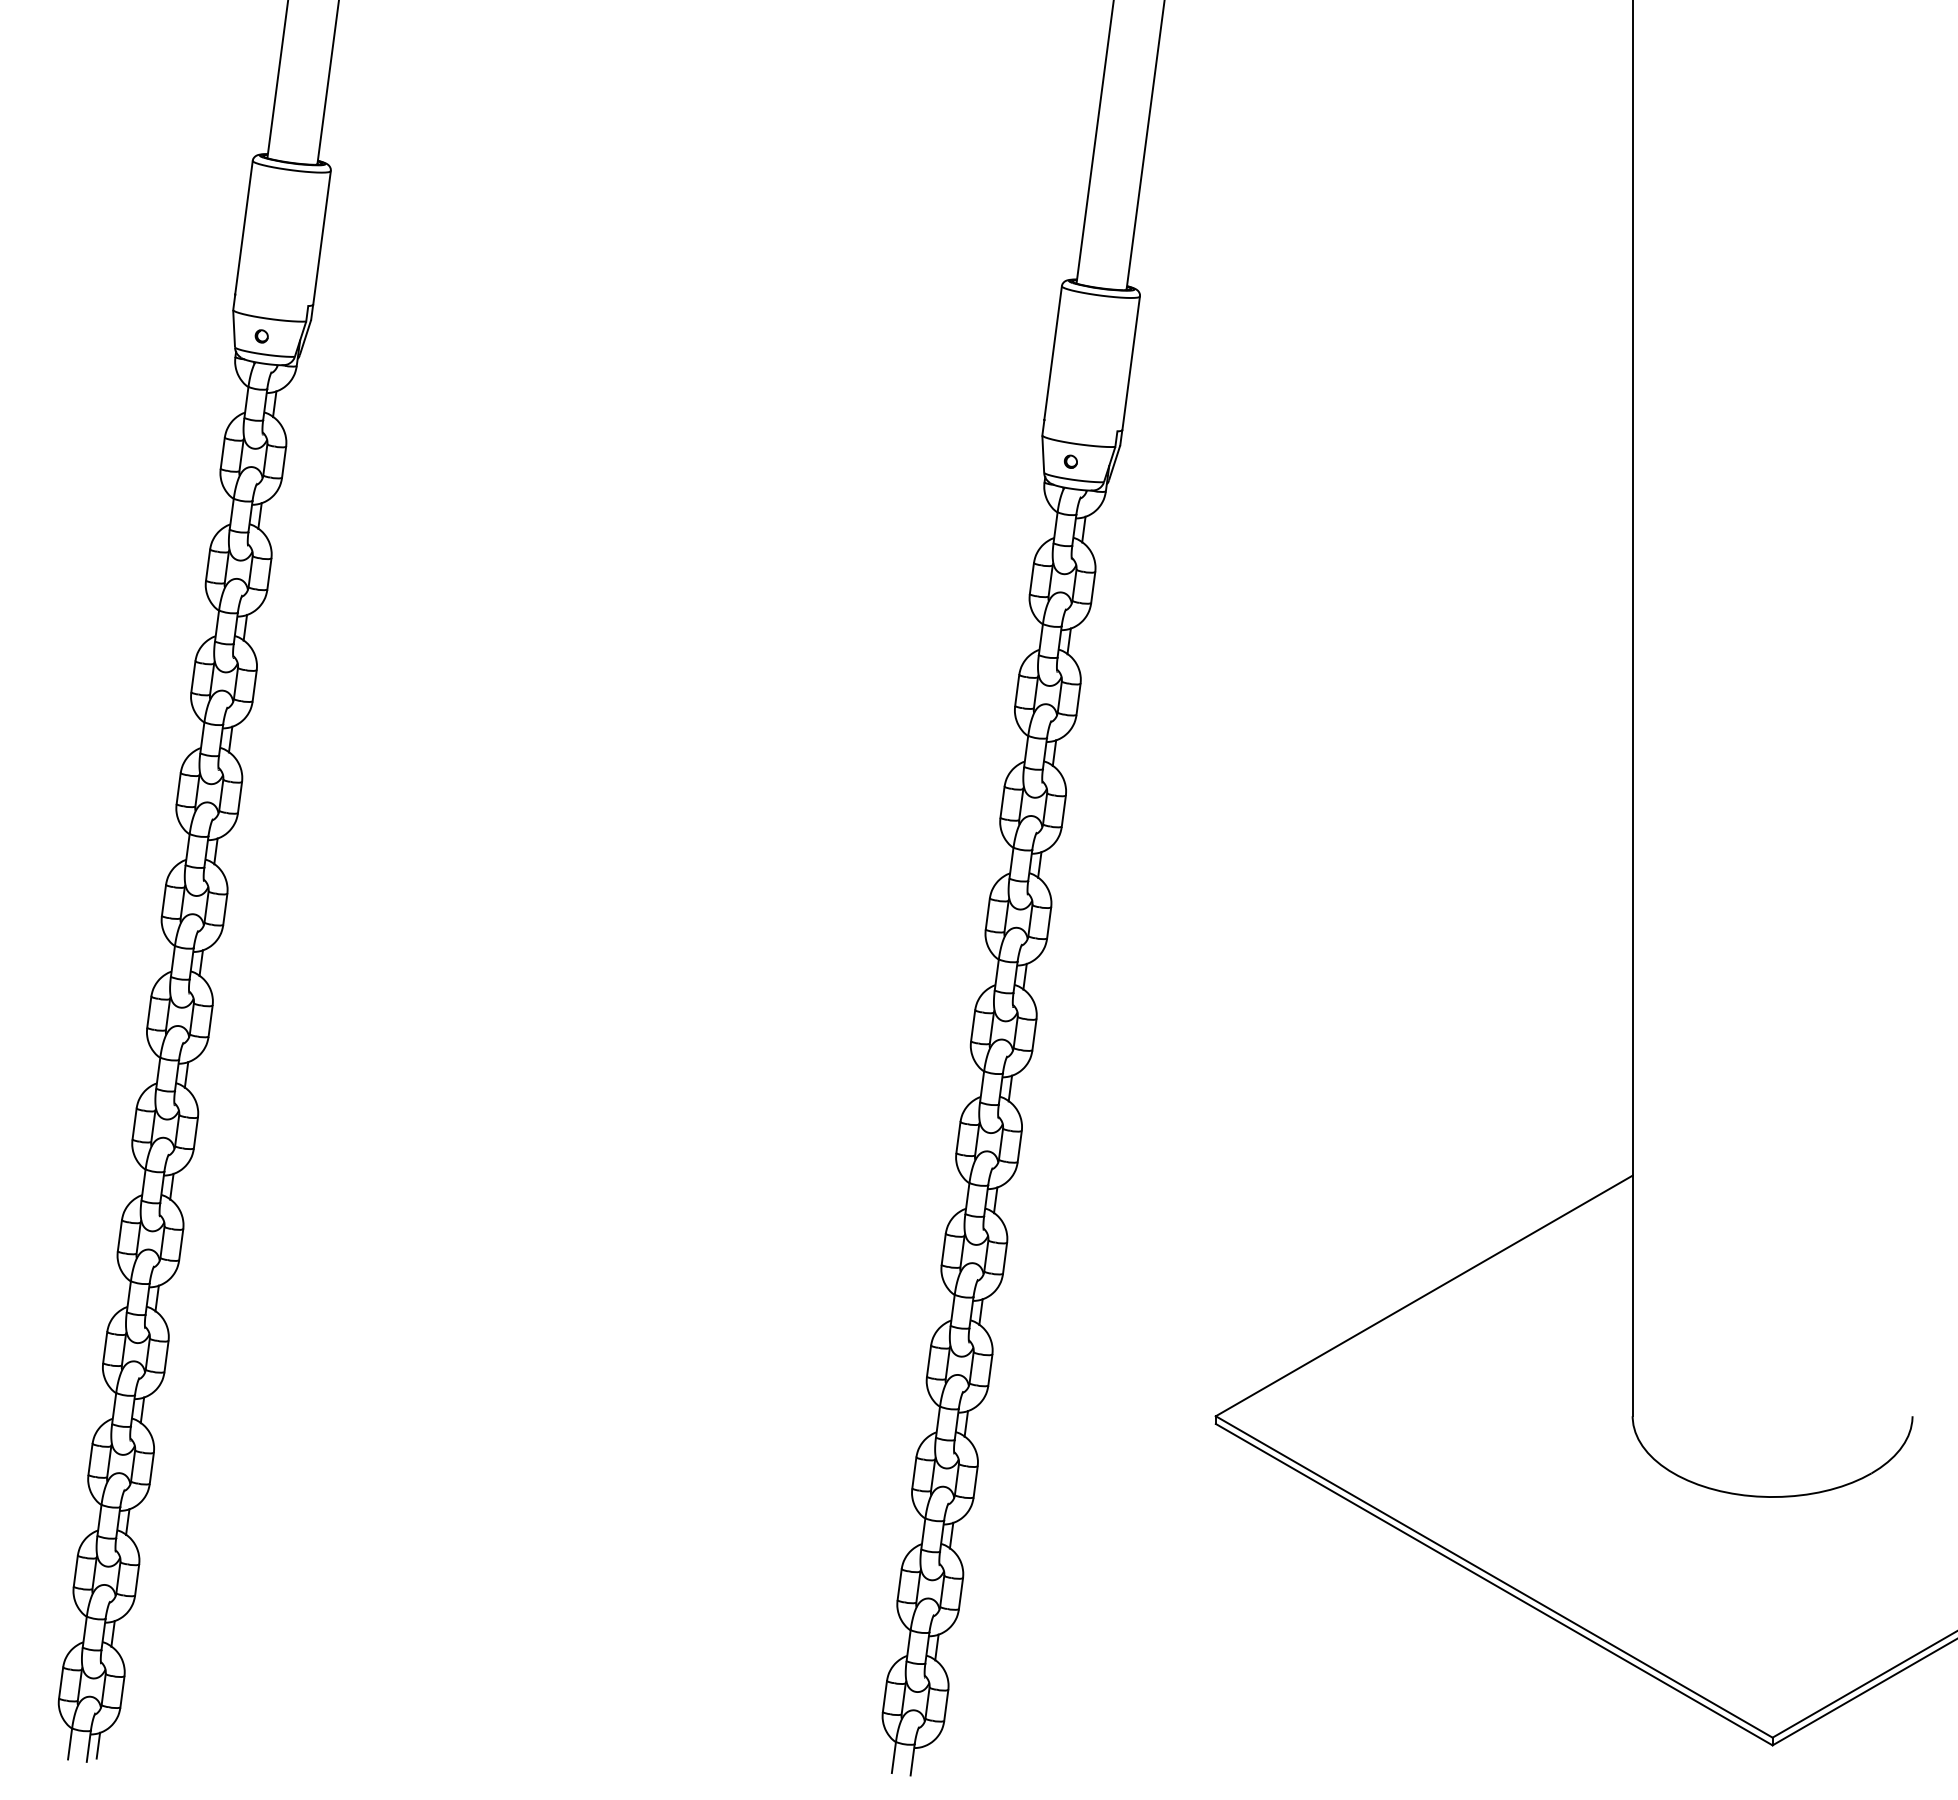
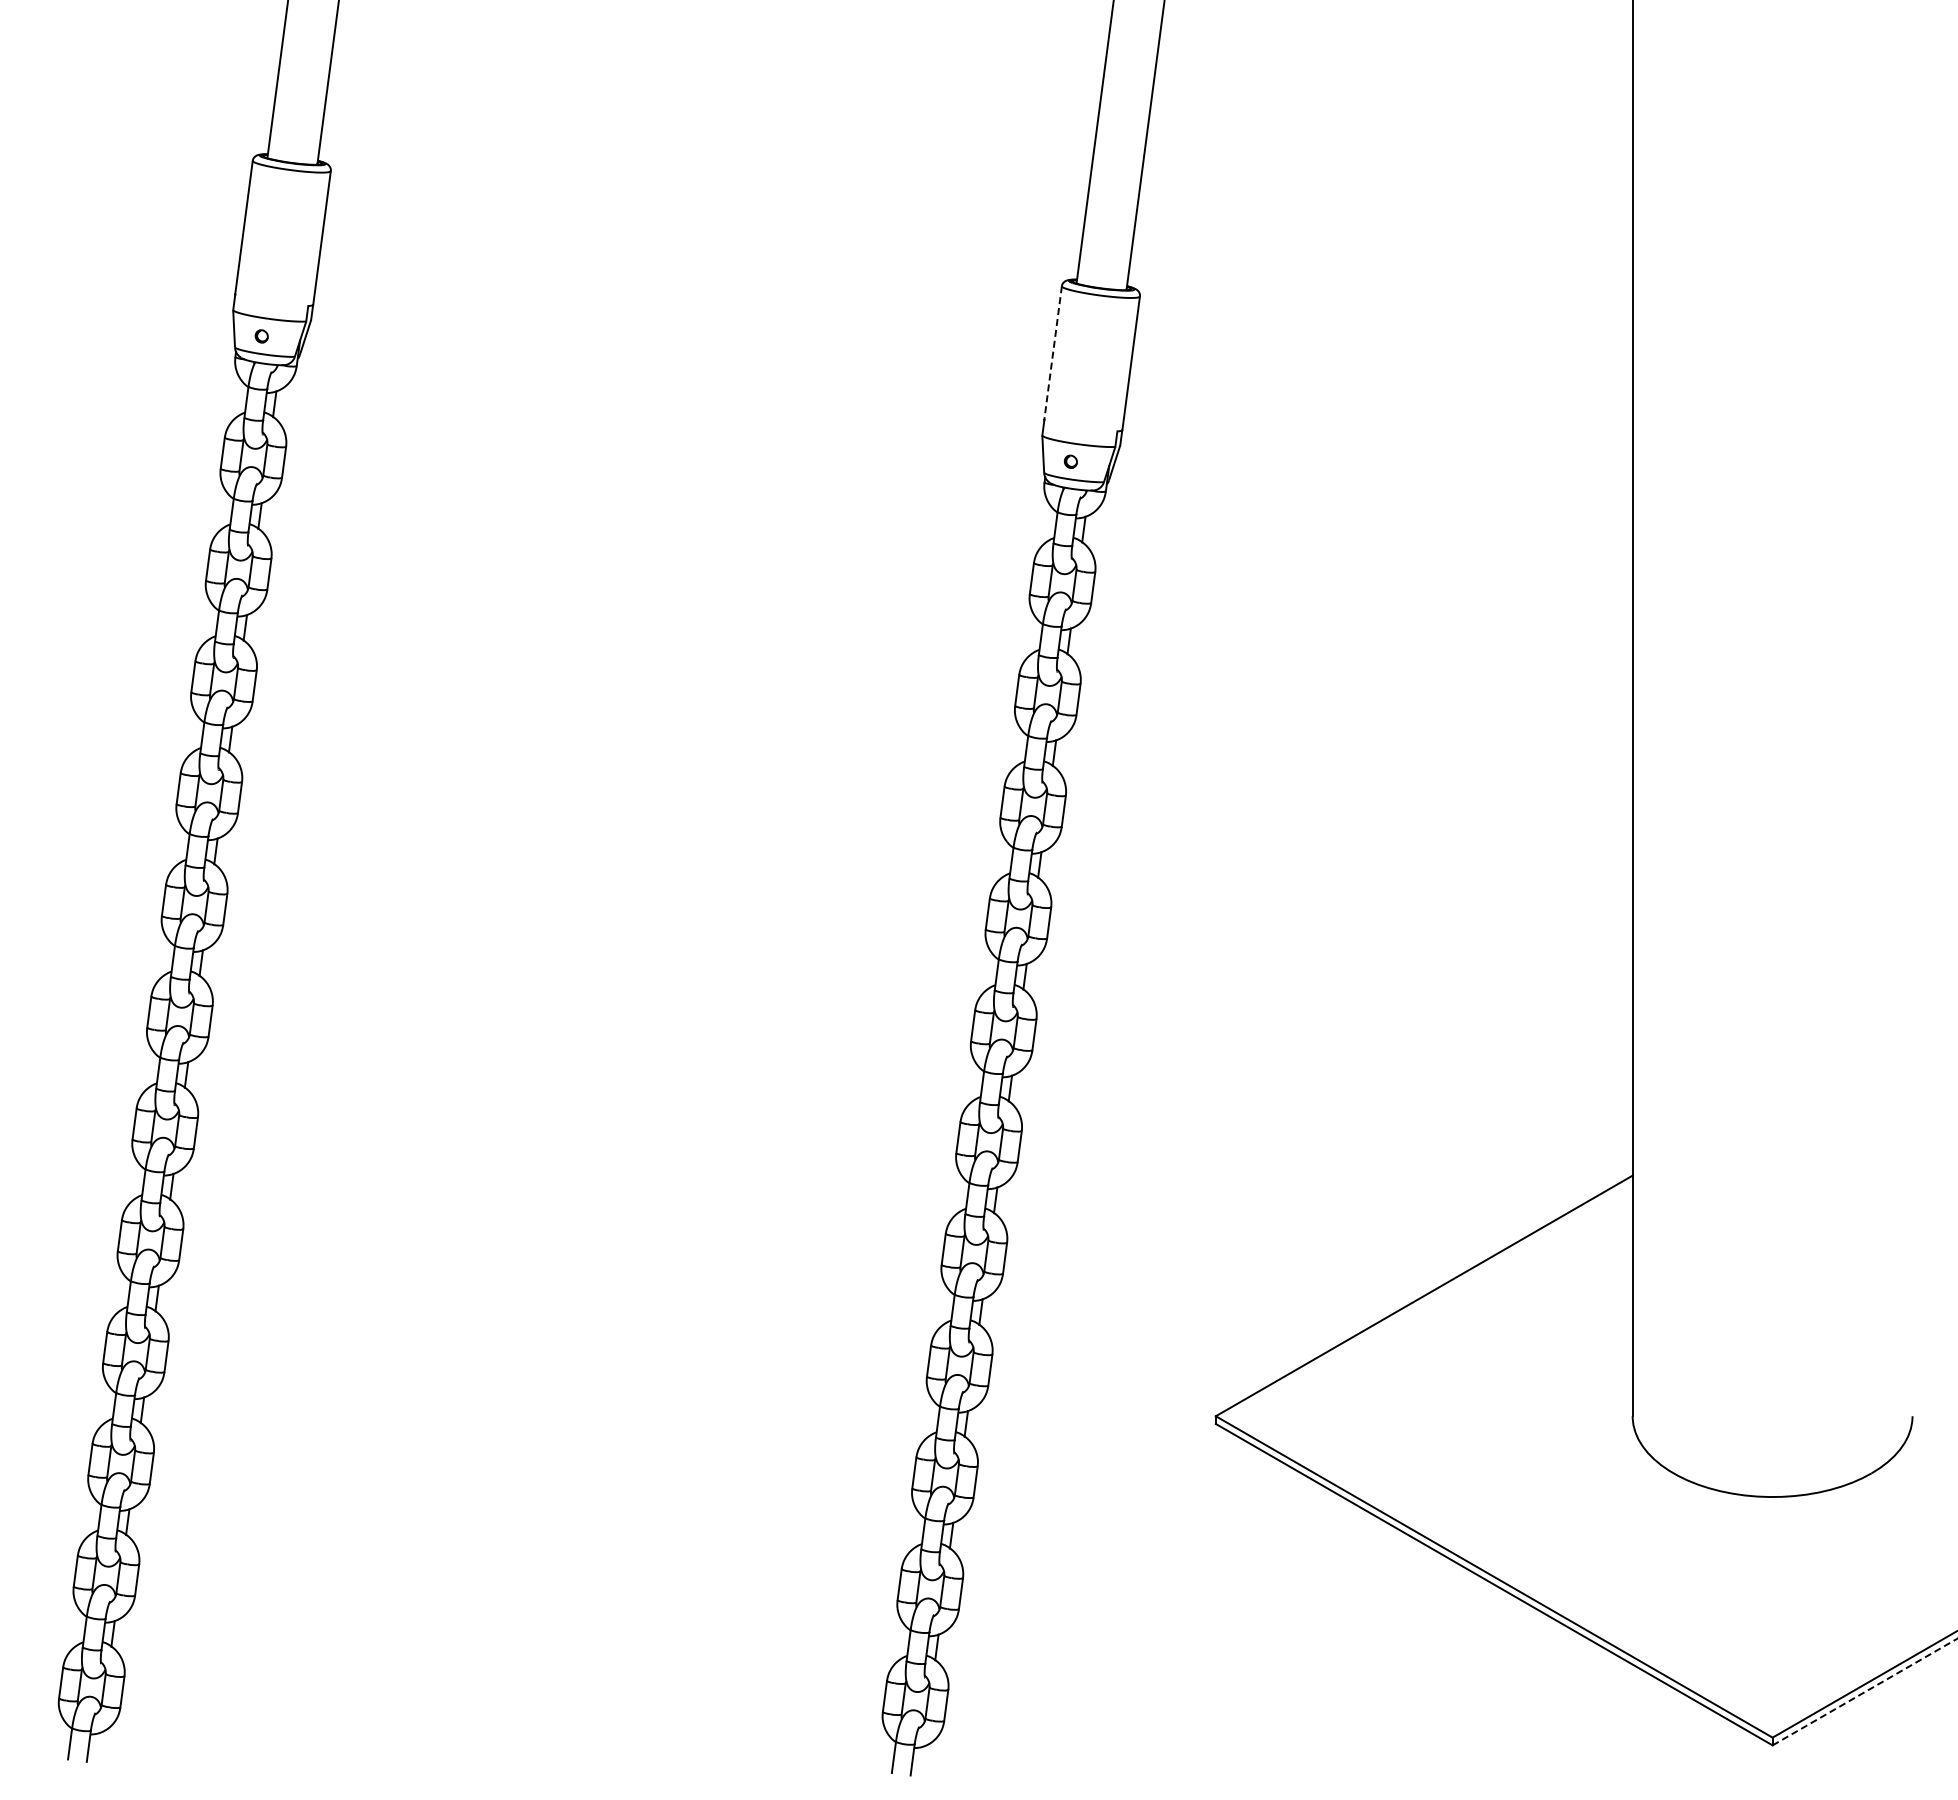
line: solid -> dashed (1053, 353)
line: solid -> dashed (1865, 1691)
line: present -> none (98, 1745)
